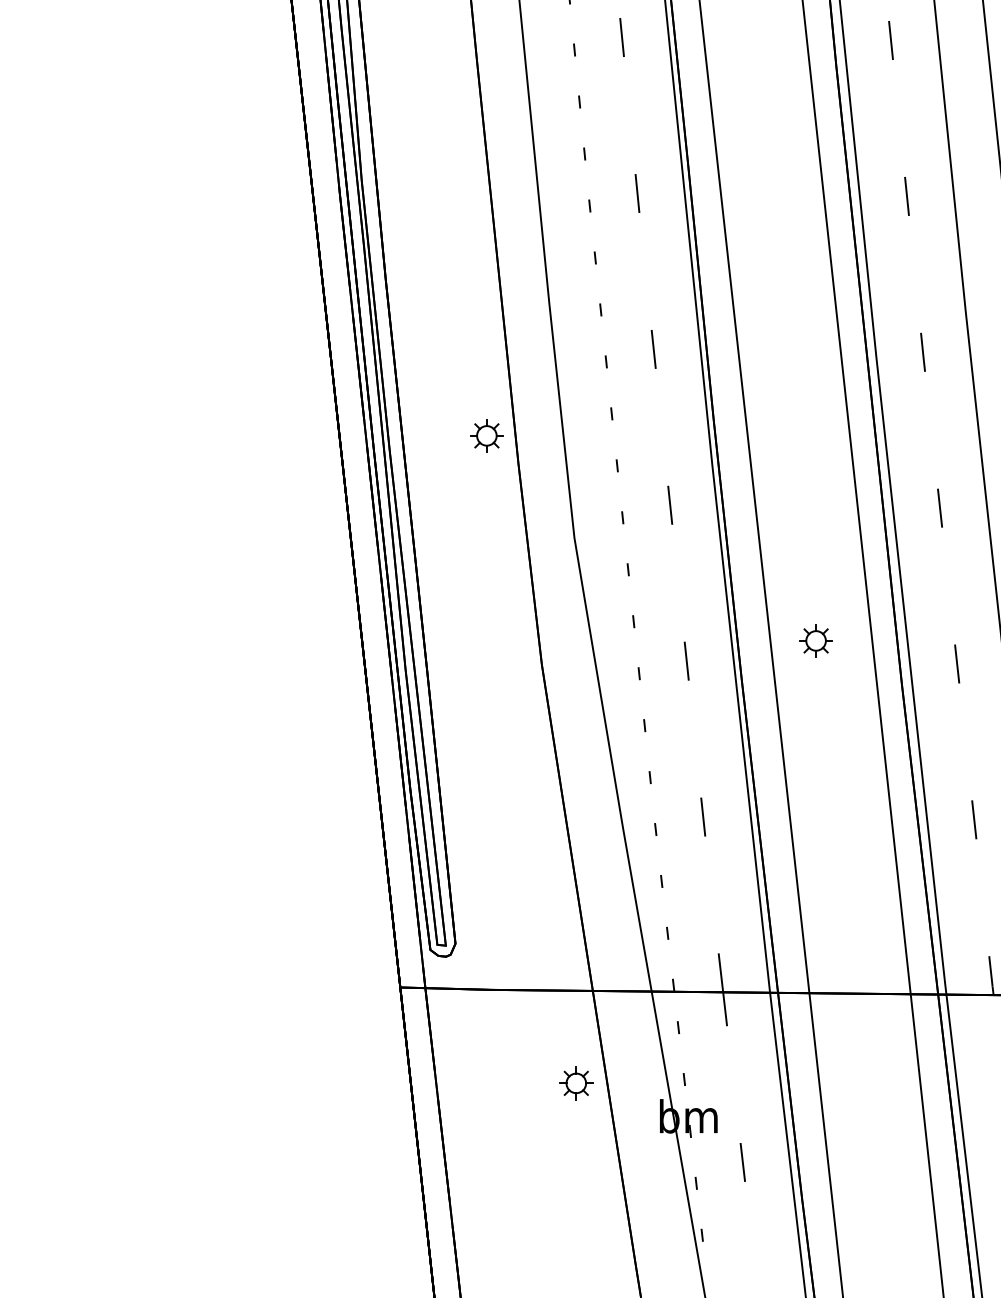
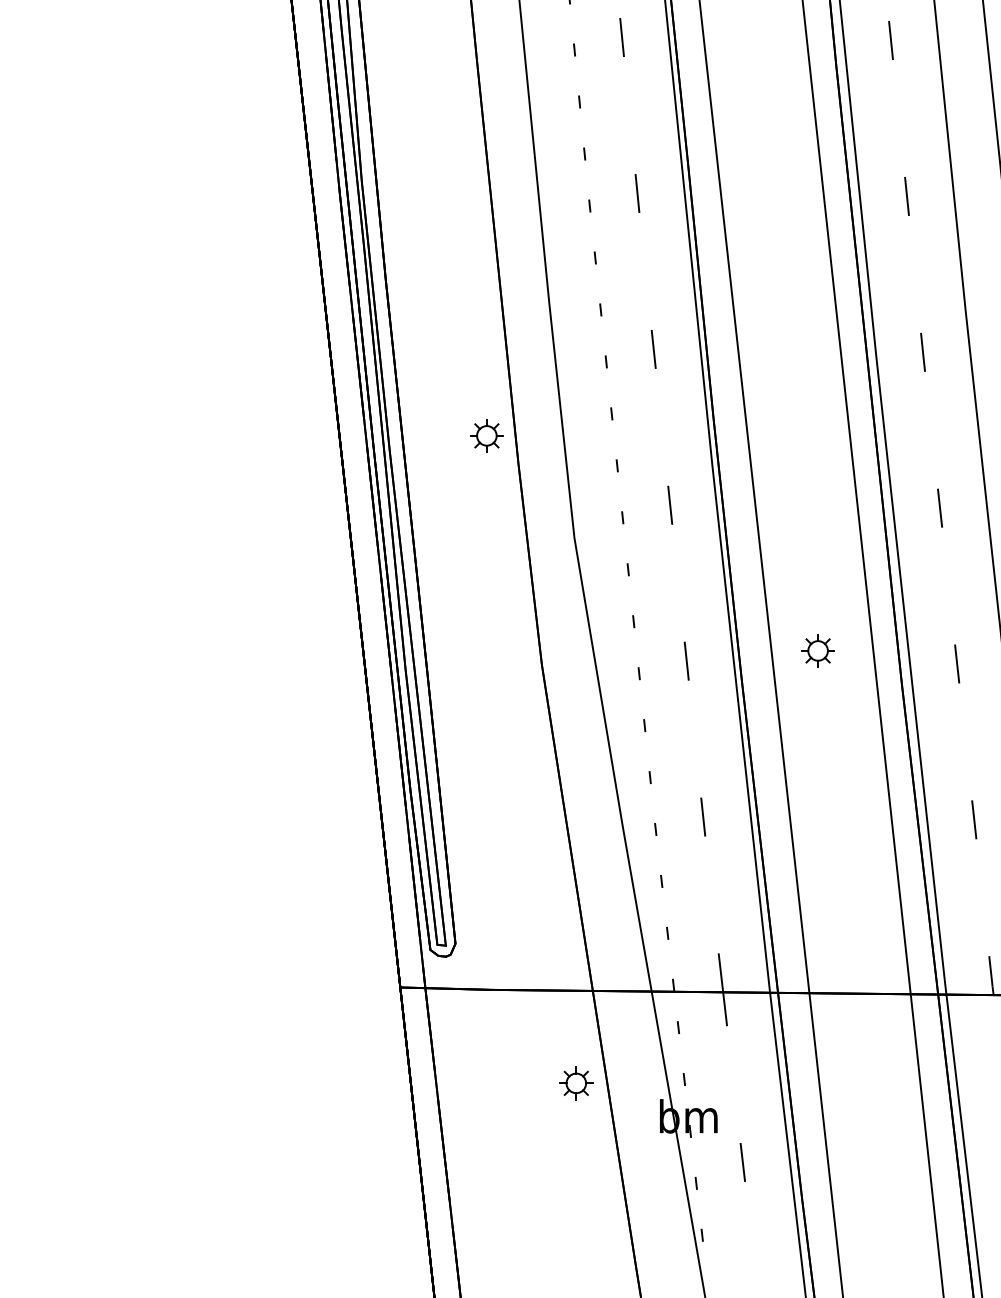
part position: (815, 640) -> (817, 650) (817, 650)
